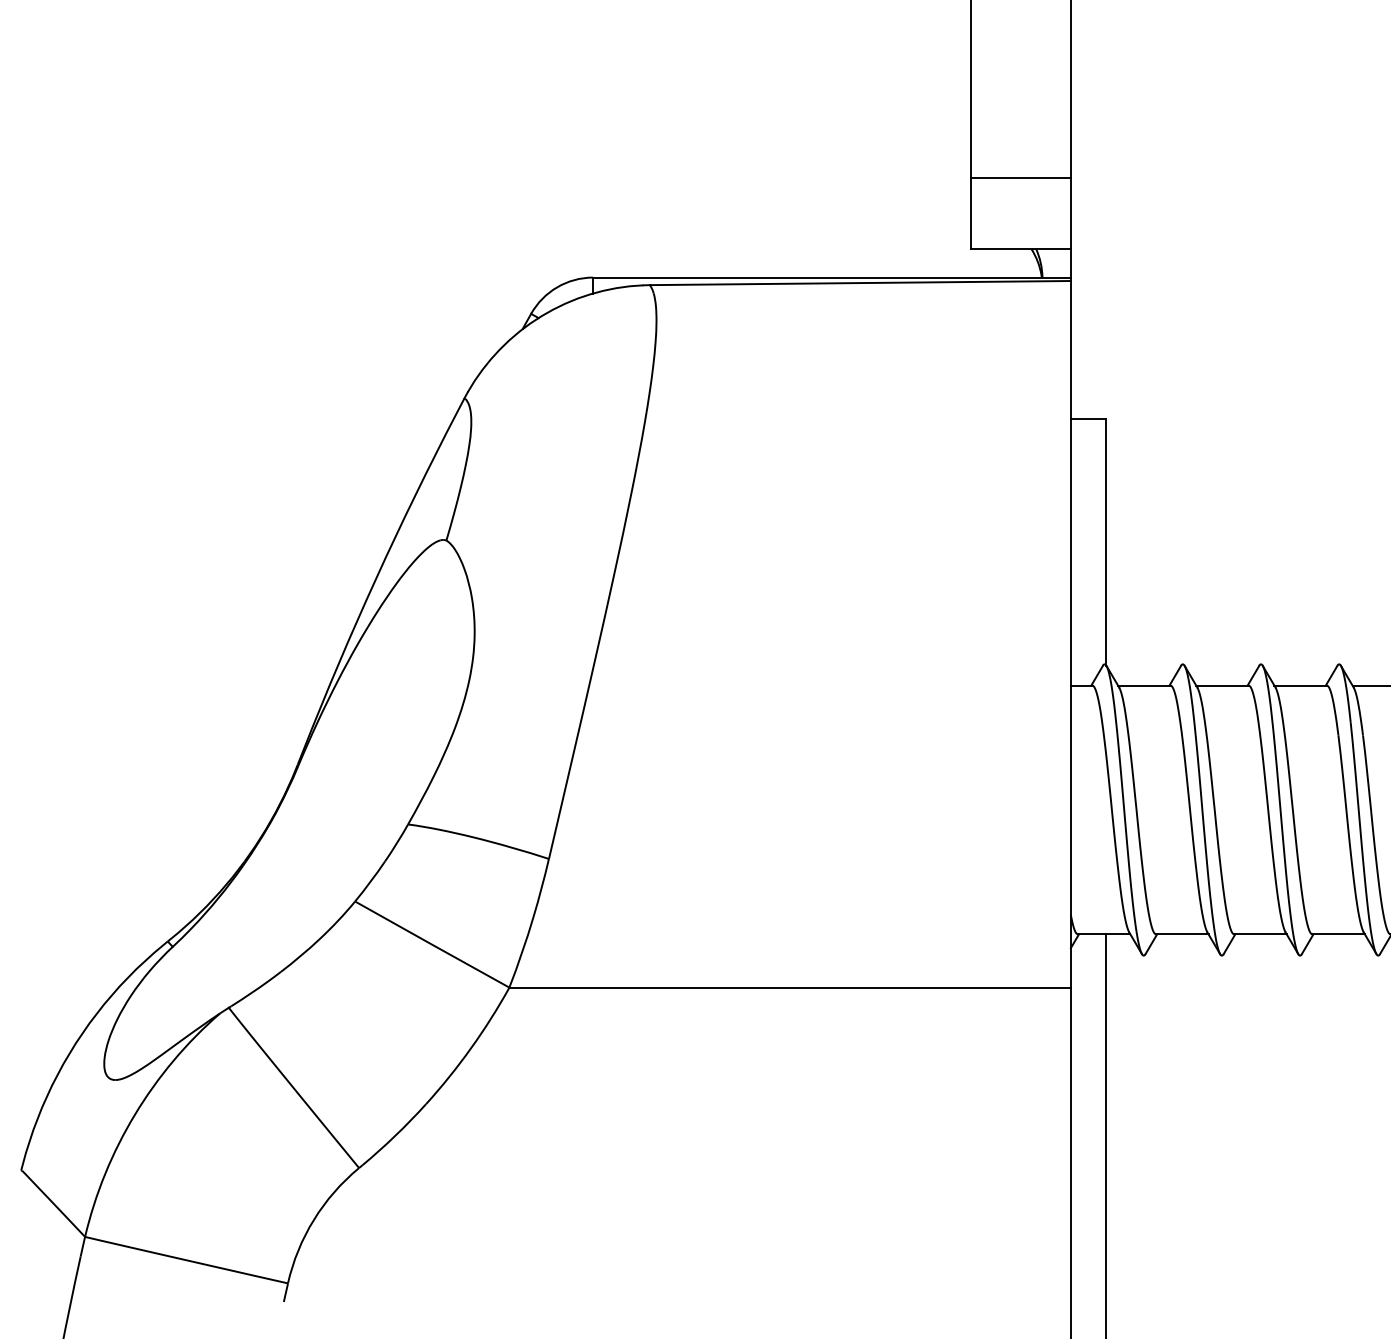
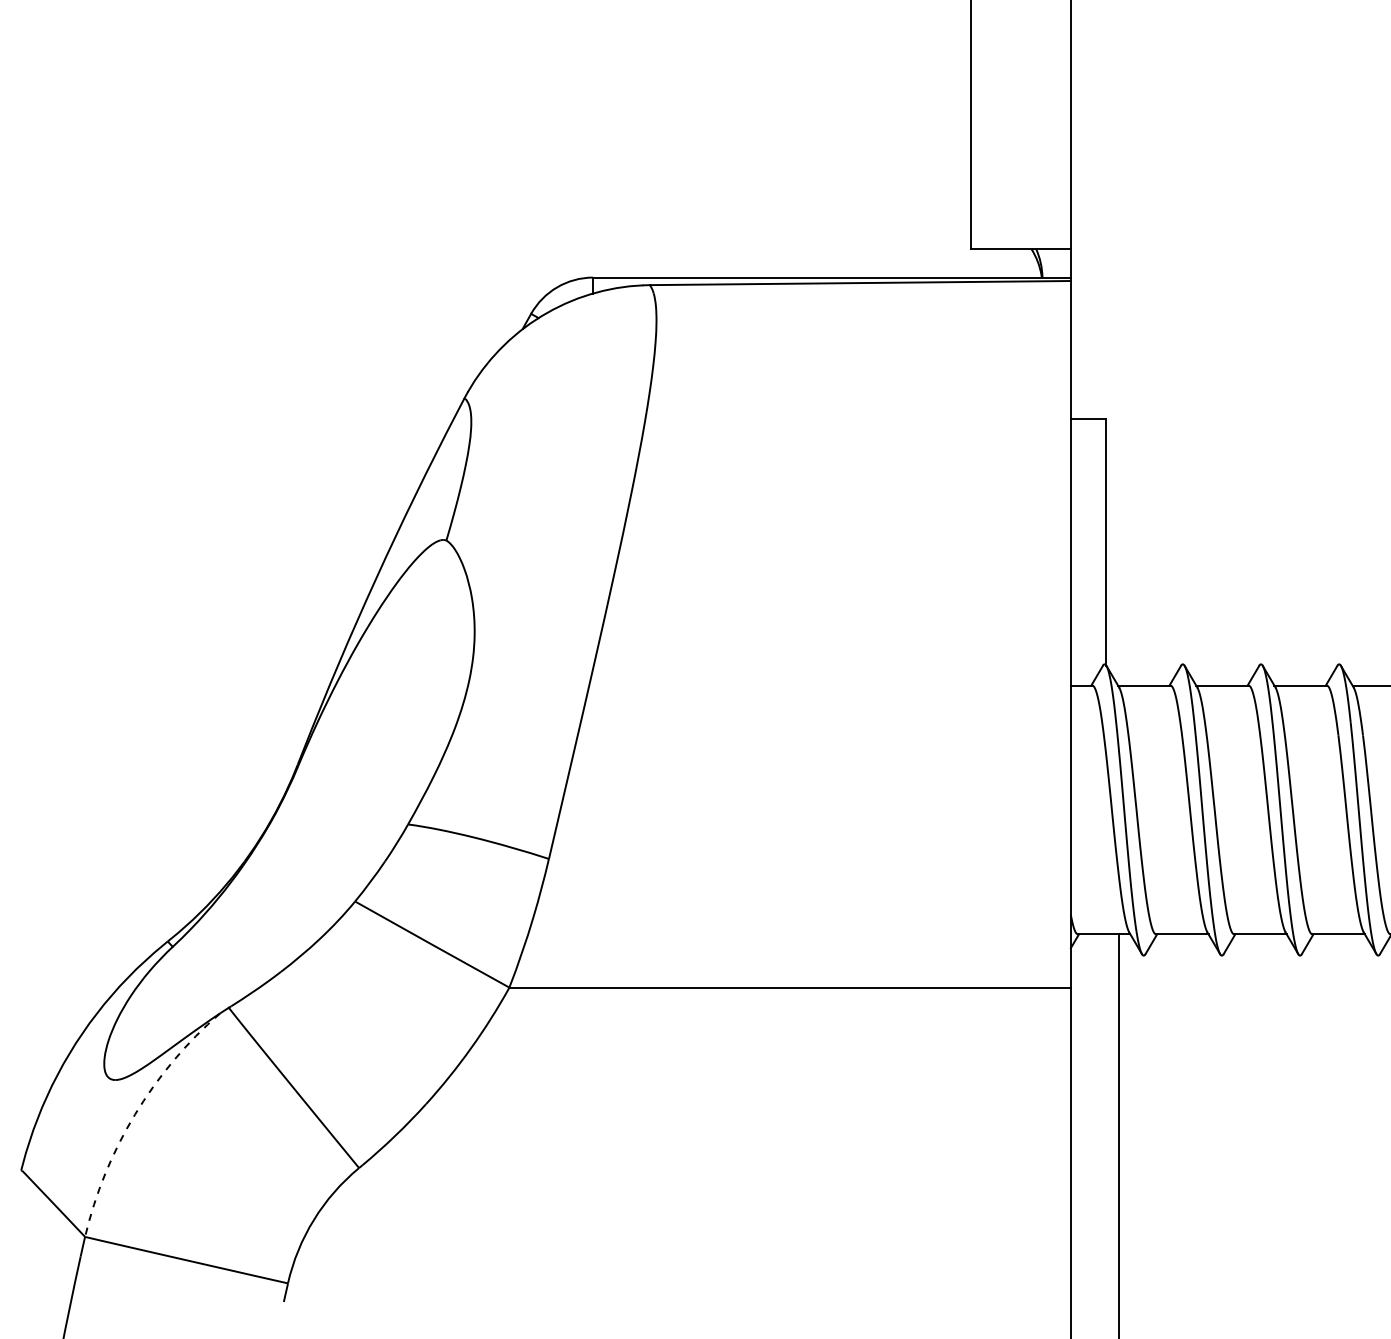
line: present -> none (1020, 178)
arc: solid -> dashed (135, 1114)
line position: (1106, 1134) -> (1119, 1134) (1119, 1134)
